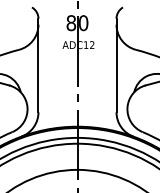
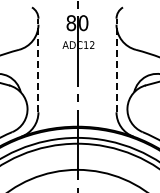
line: solid -> dashed (38, 65)
line: solid -> dashed (116, 65)
